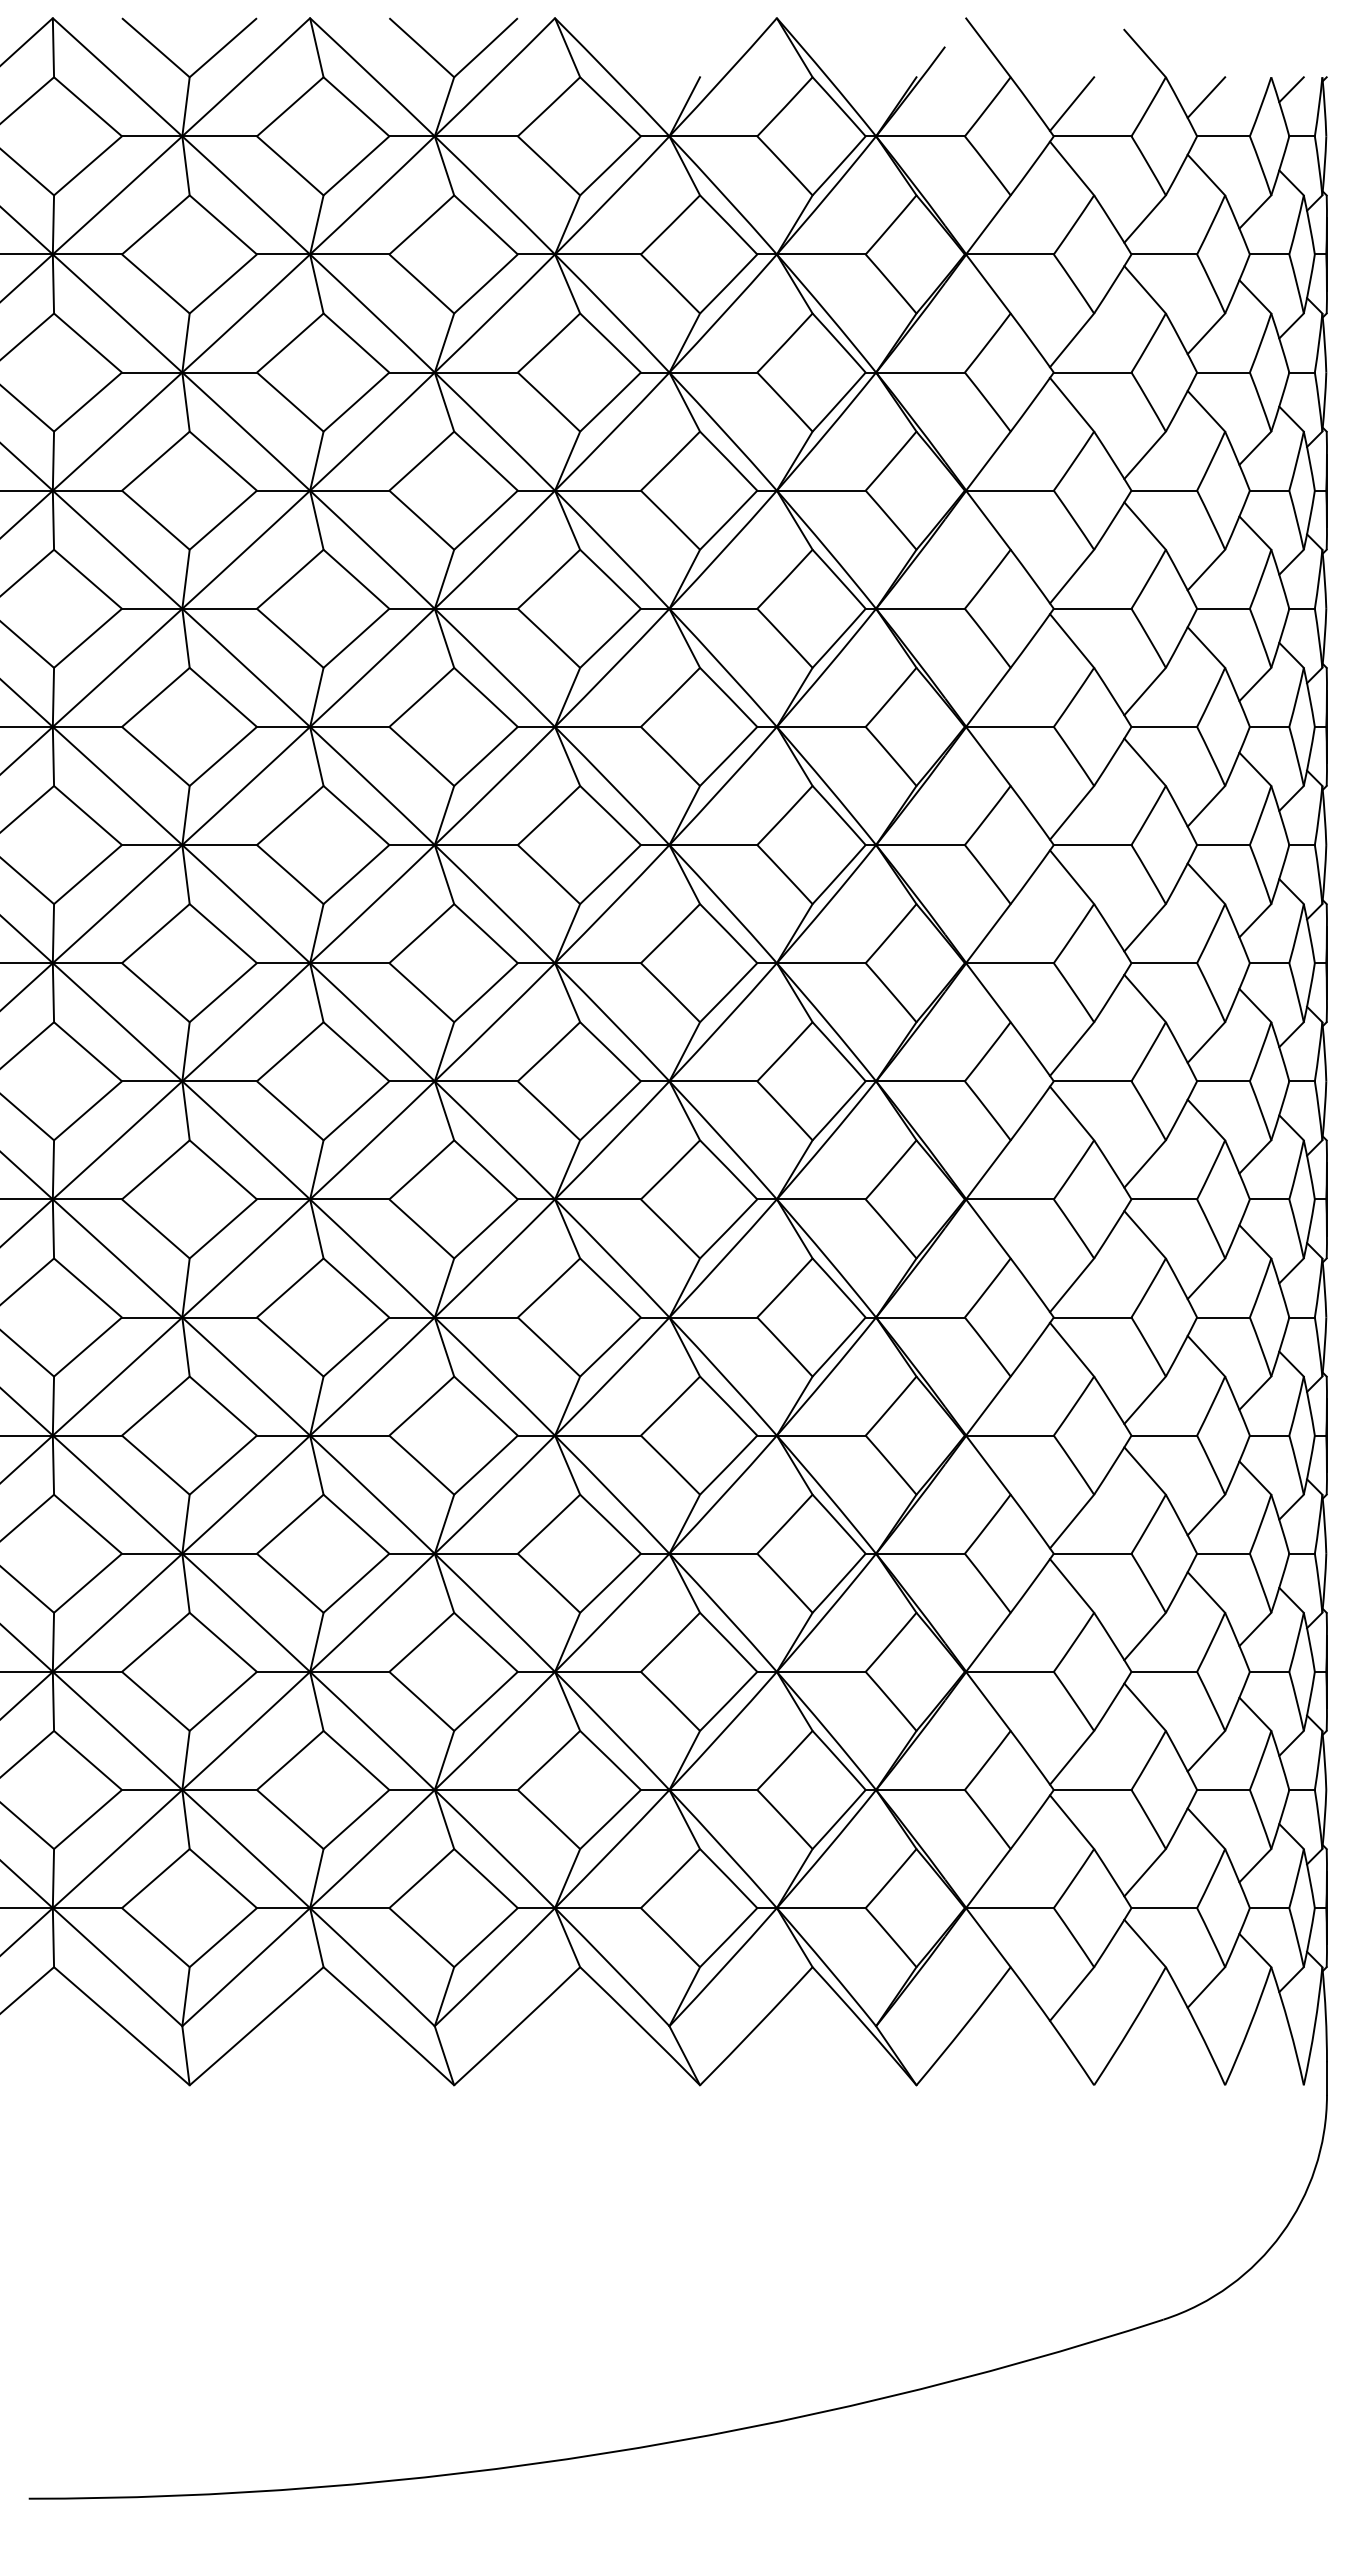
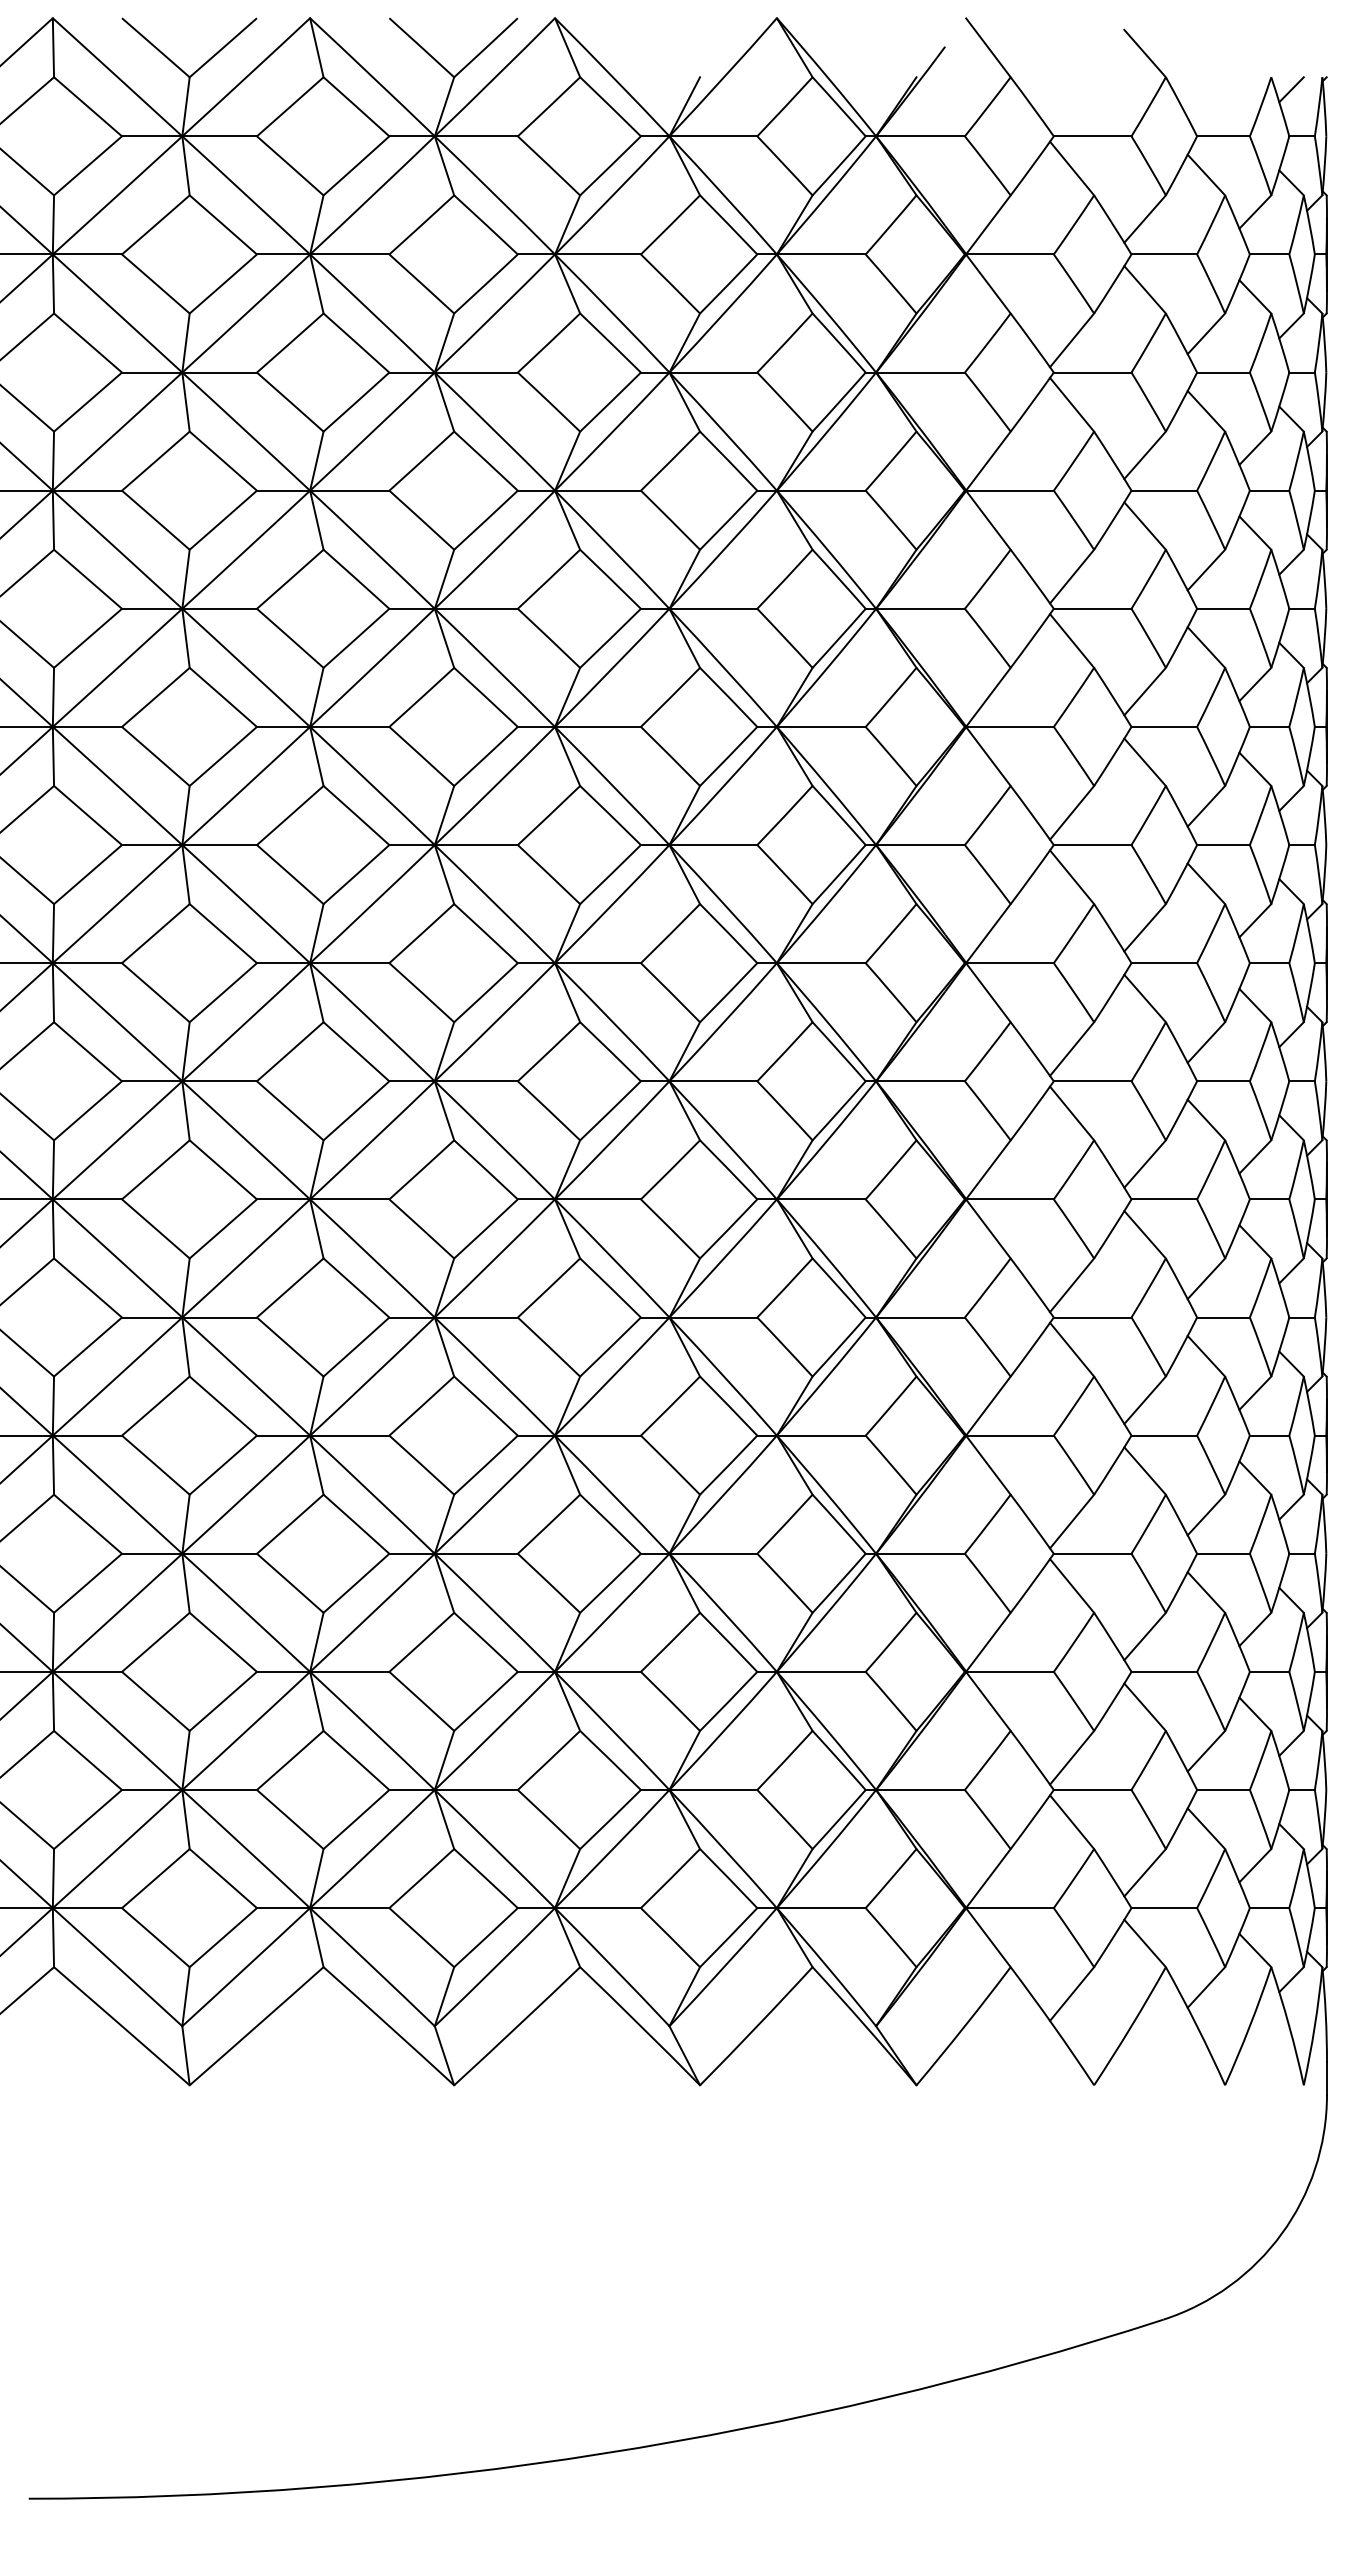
line: present -> none (1206, 97)
line: present -> none (1072, 103)
